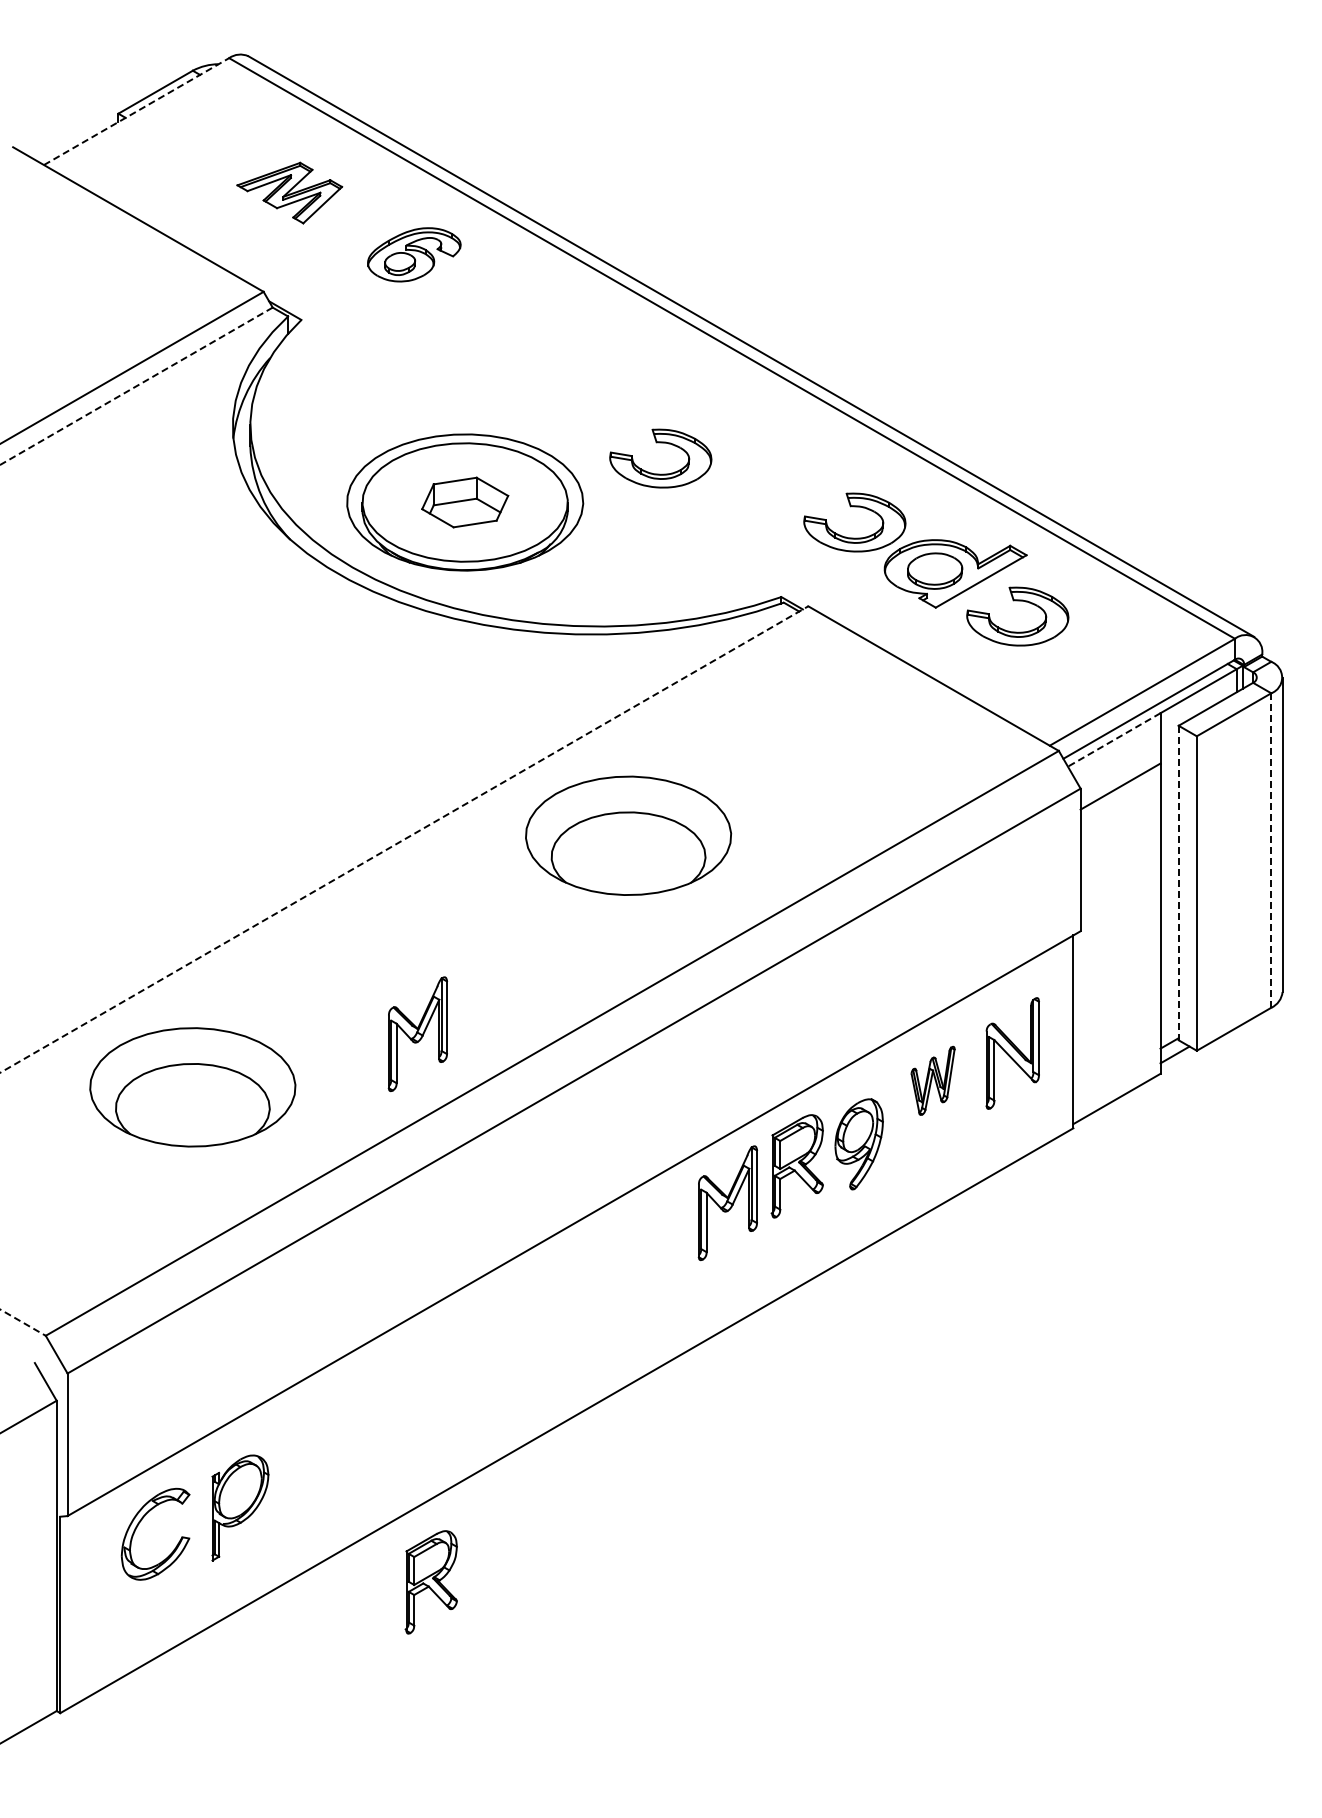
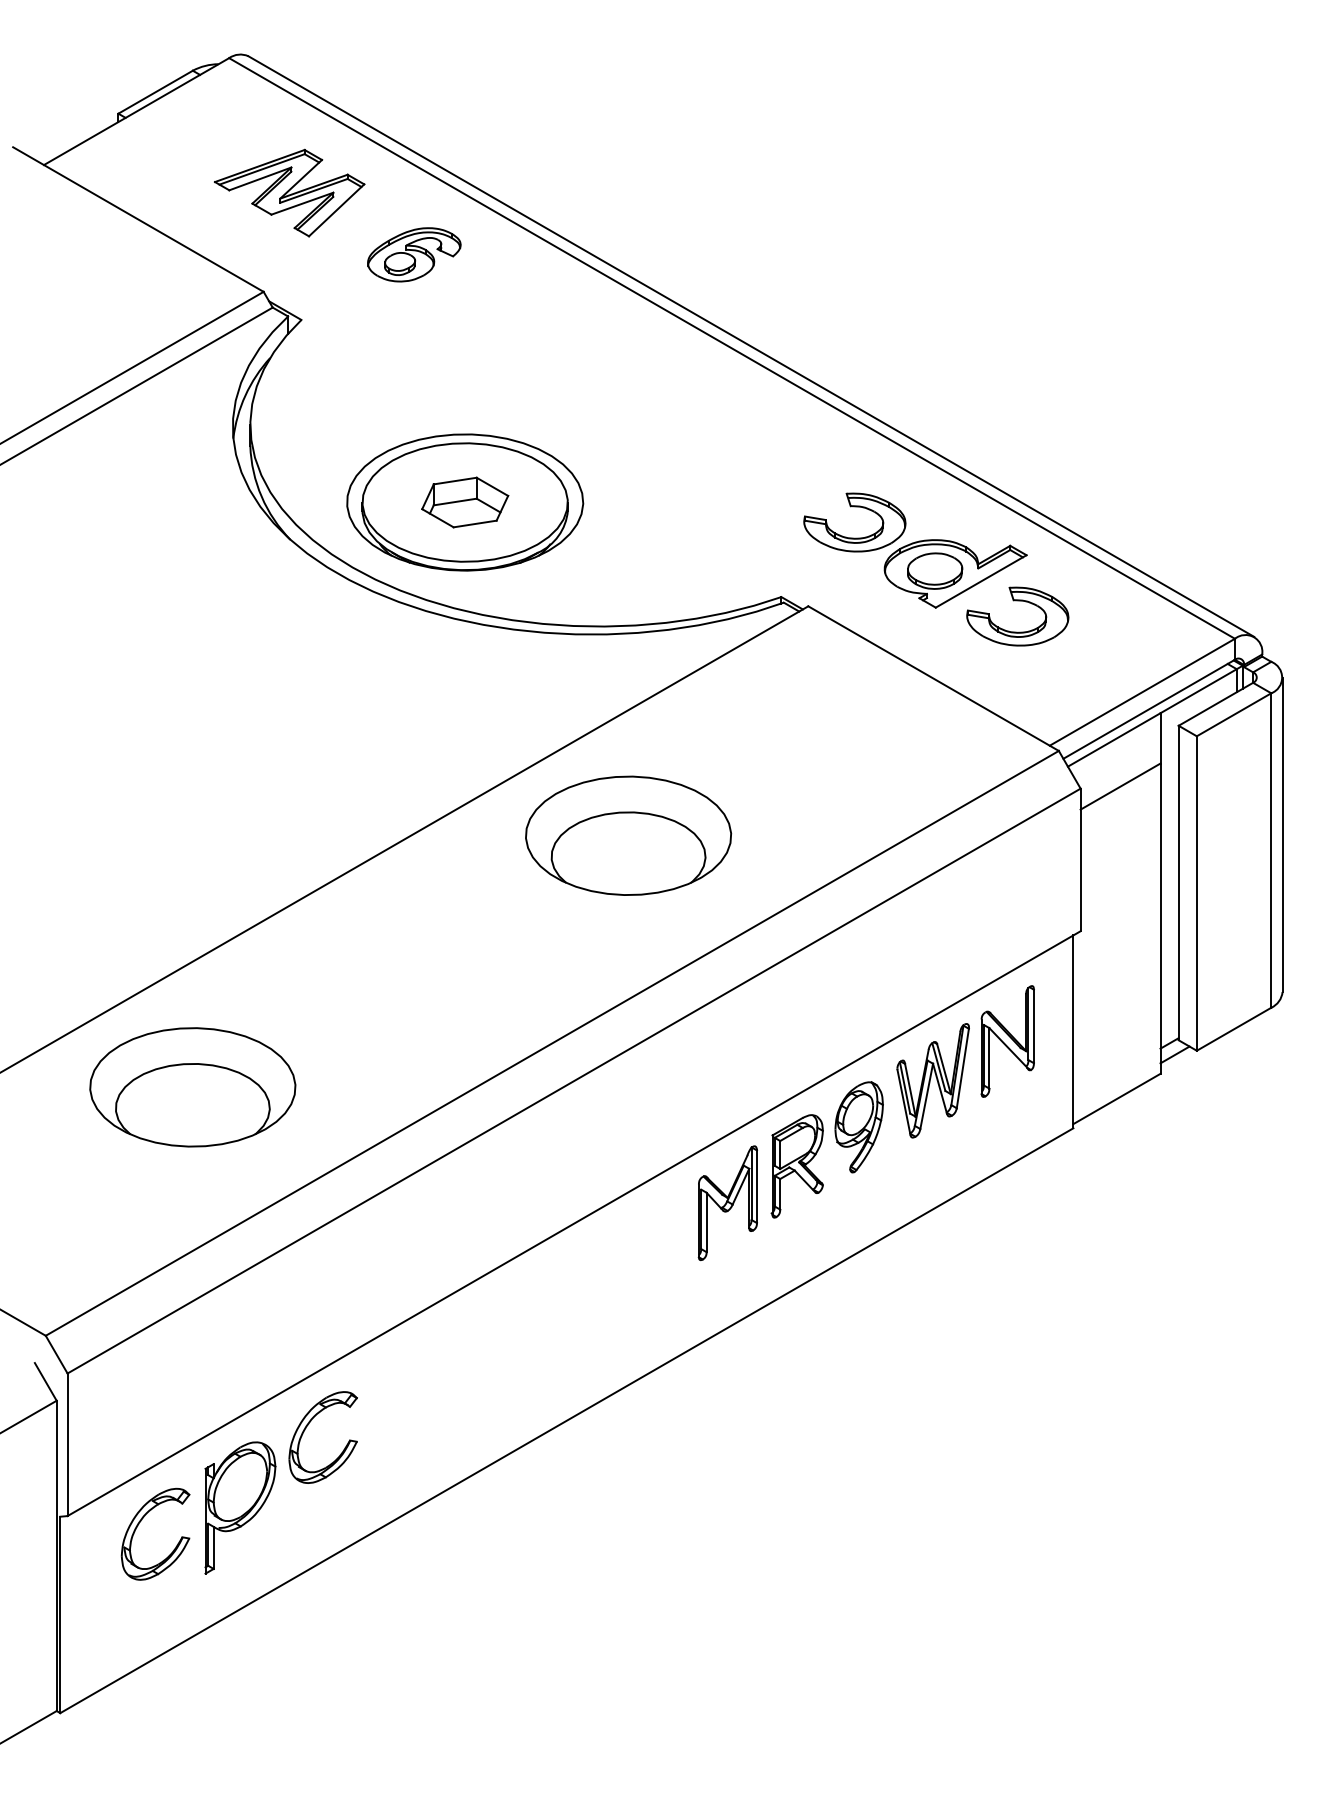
line: dashed -> solid (136, 111)
part size: 108x64 px -> 152x90 px (289, 192)
line: dashed -> solid (136, 386)
part: present -> none (660, 443)
line: dashed -> solid (1113, 740)
line: dashed -> solid (404, 839)
line: dashed -> solid (1271, 850)
line: dashed -> solid (1178, 883)
part: present -> none (417, 1034)
part position: (1012, 1053) -> (1007, 1041) (1007, 1041)
part size: 46x71 px -> 74x116 px (932, 1080)
part position: (858, 1144) -> (858, 1127) (858, 1127)
line: dashed -> solid (23, 1322)
part: none -> present (306, 1428)
part size: 59x108 px -> 73x134 px (240, 1507)
part: present -> none (430, 1582)
